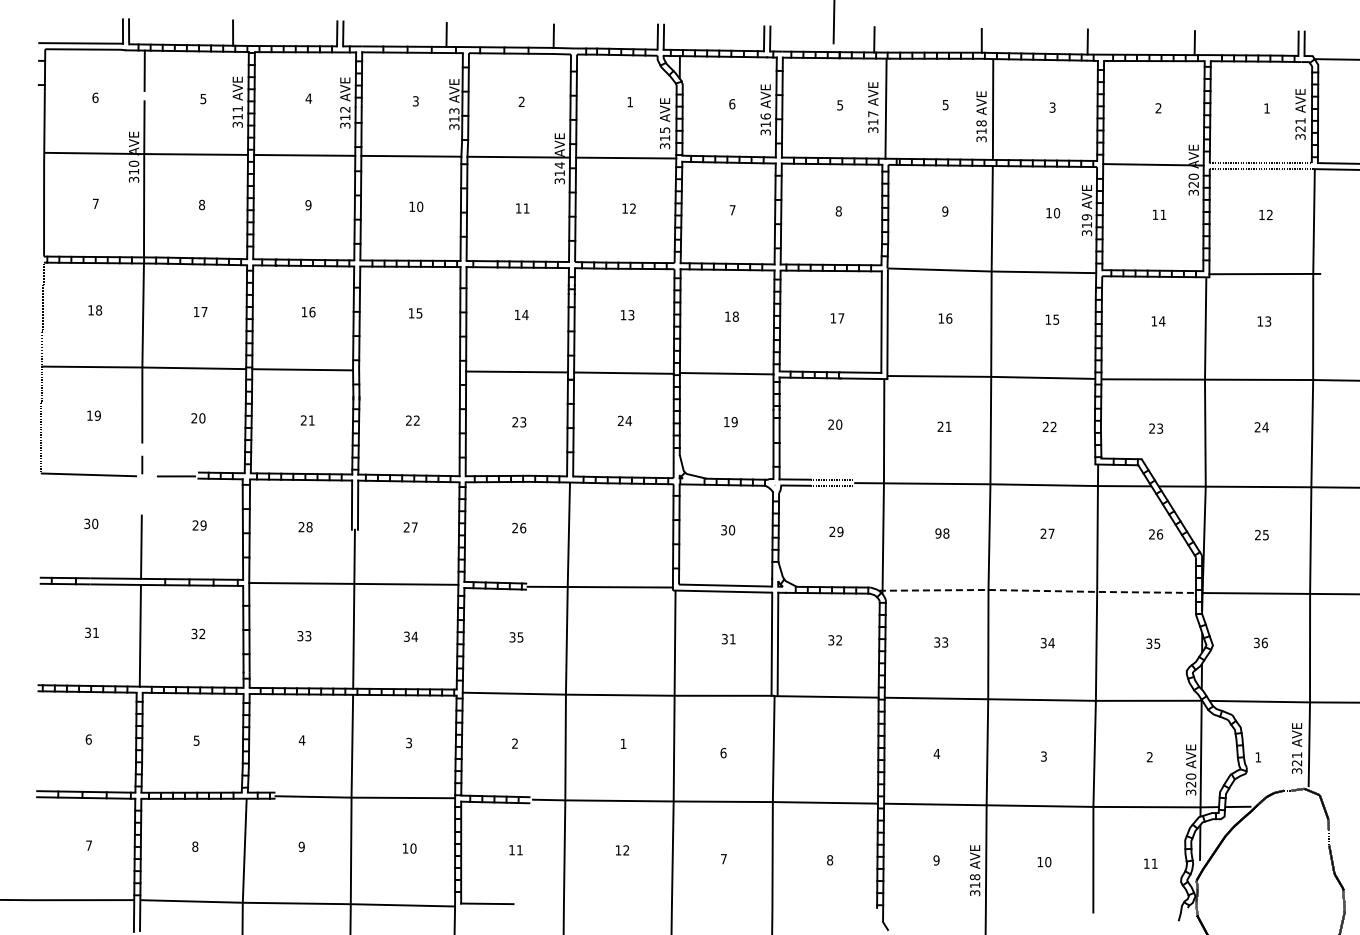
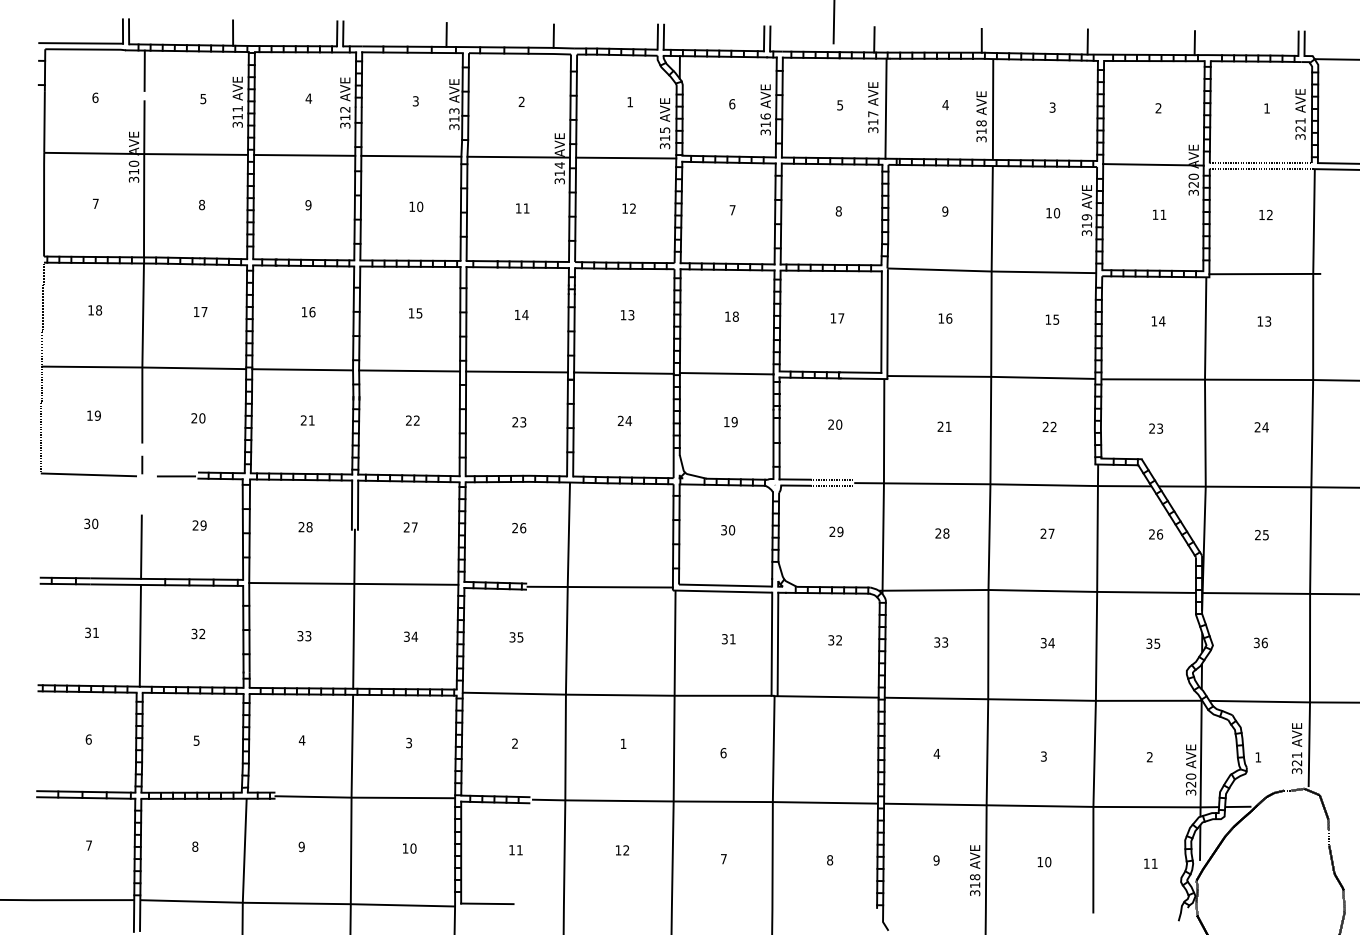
text: 5 -> 4 (945, 105)
line: none -> present (409, 370)
text: 98 -> 28 (938, 533)
line: dashed -> solid (1037, 590)
